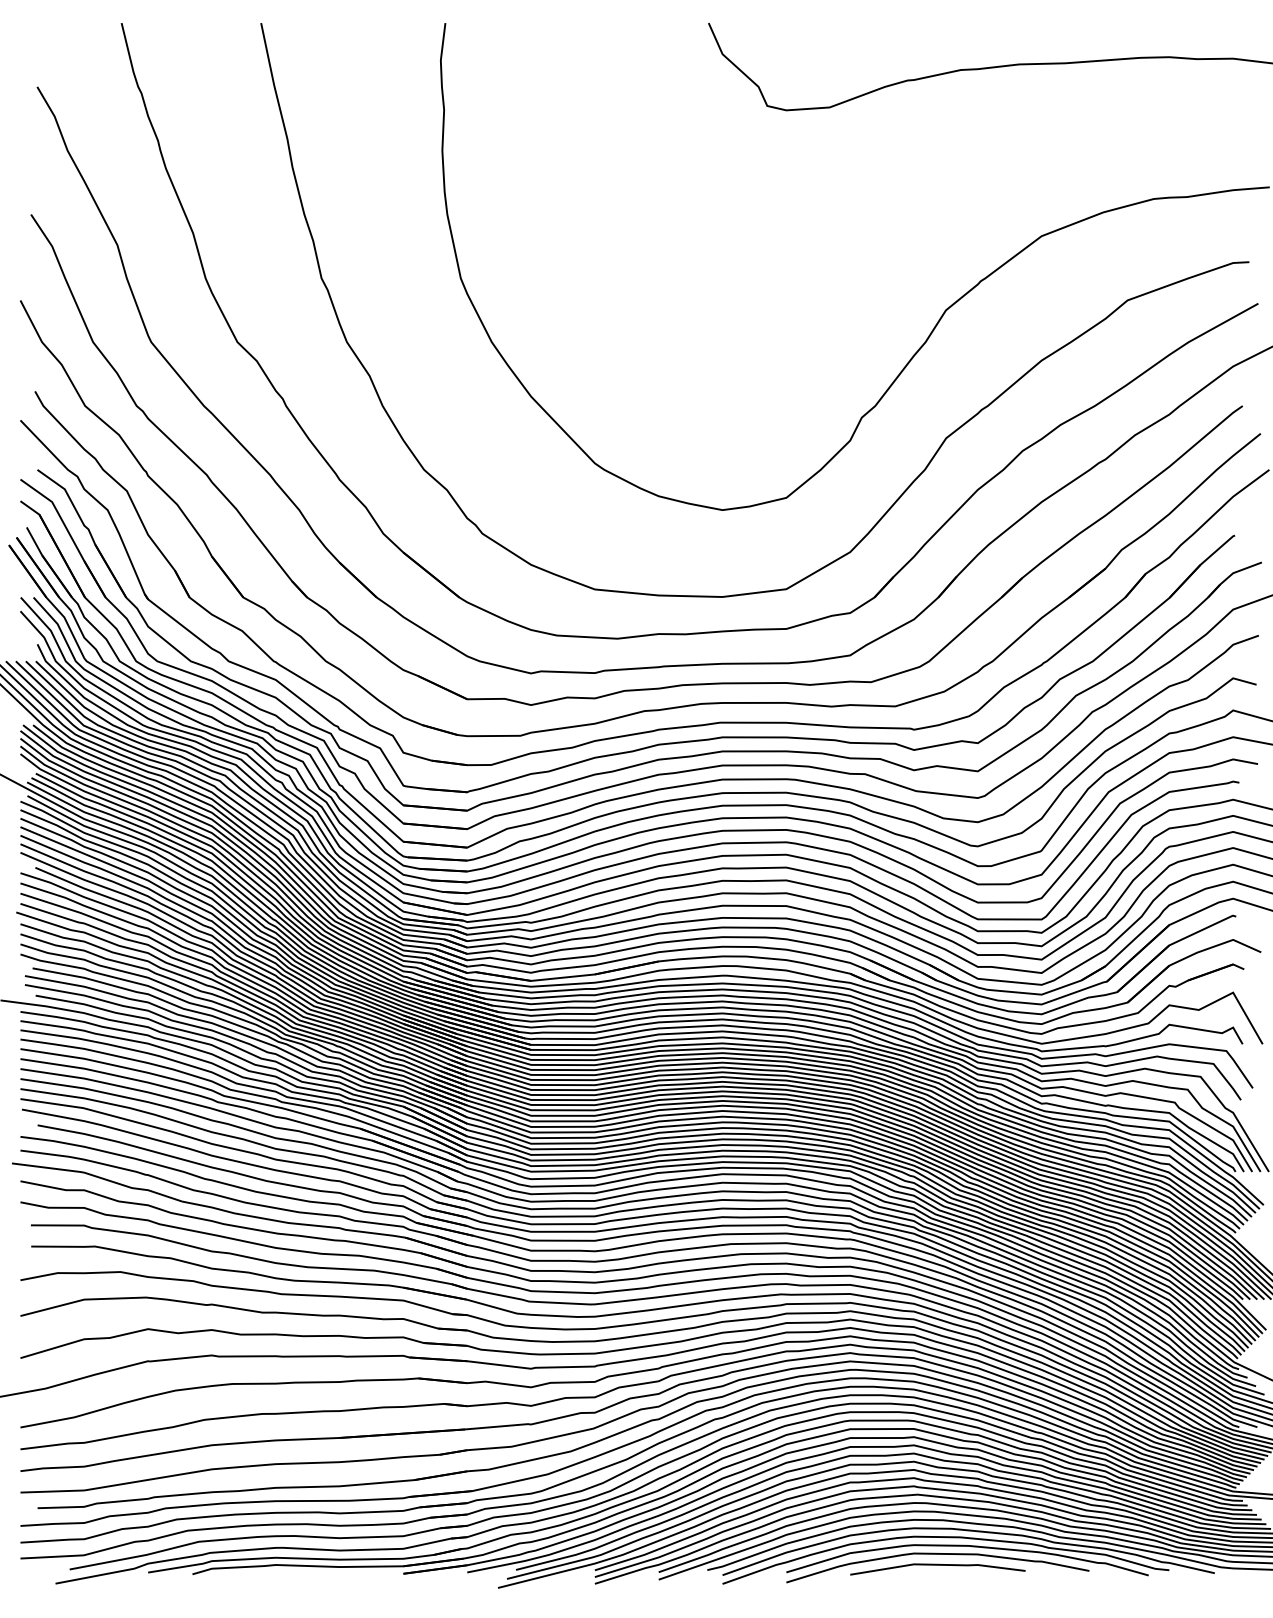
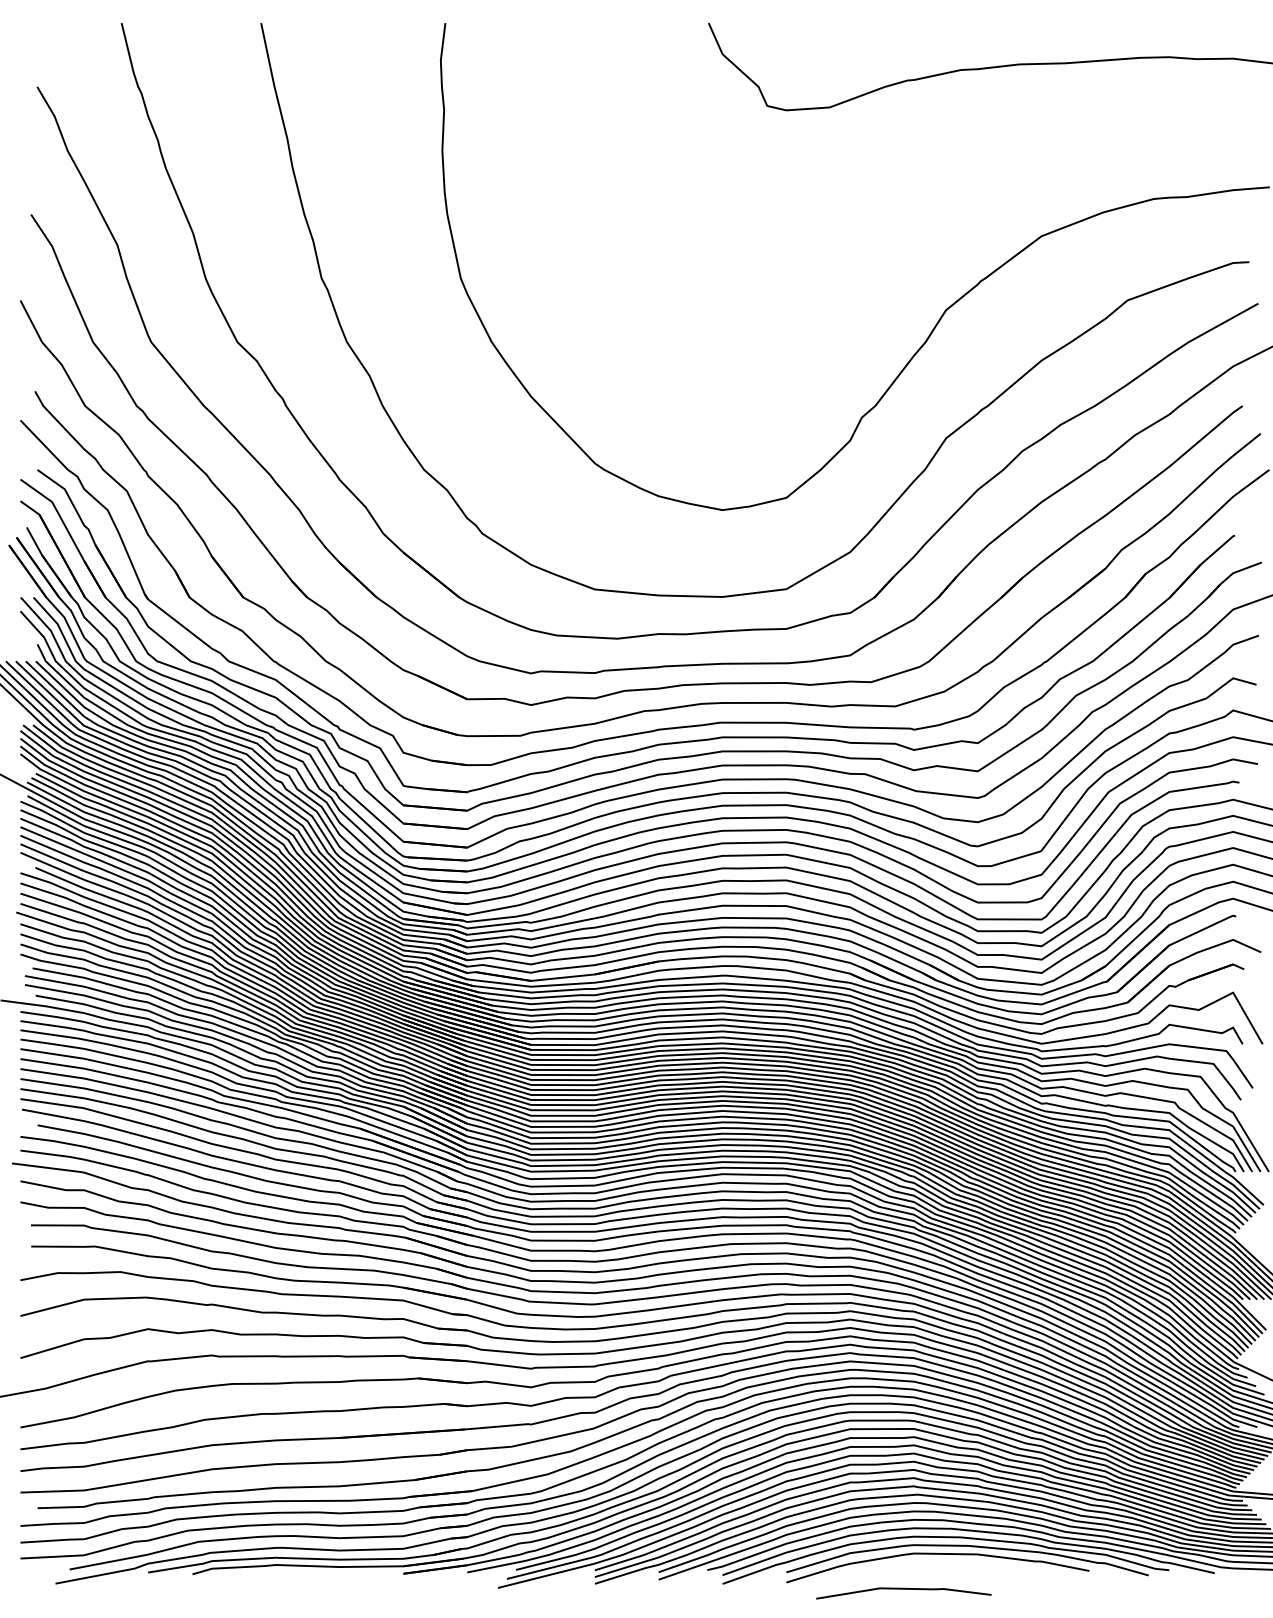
line position: (937, 1565) -> (903, 1589) (903, 1589)
